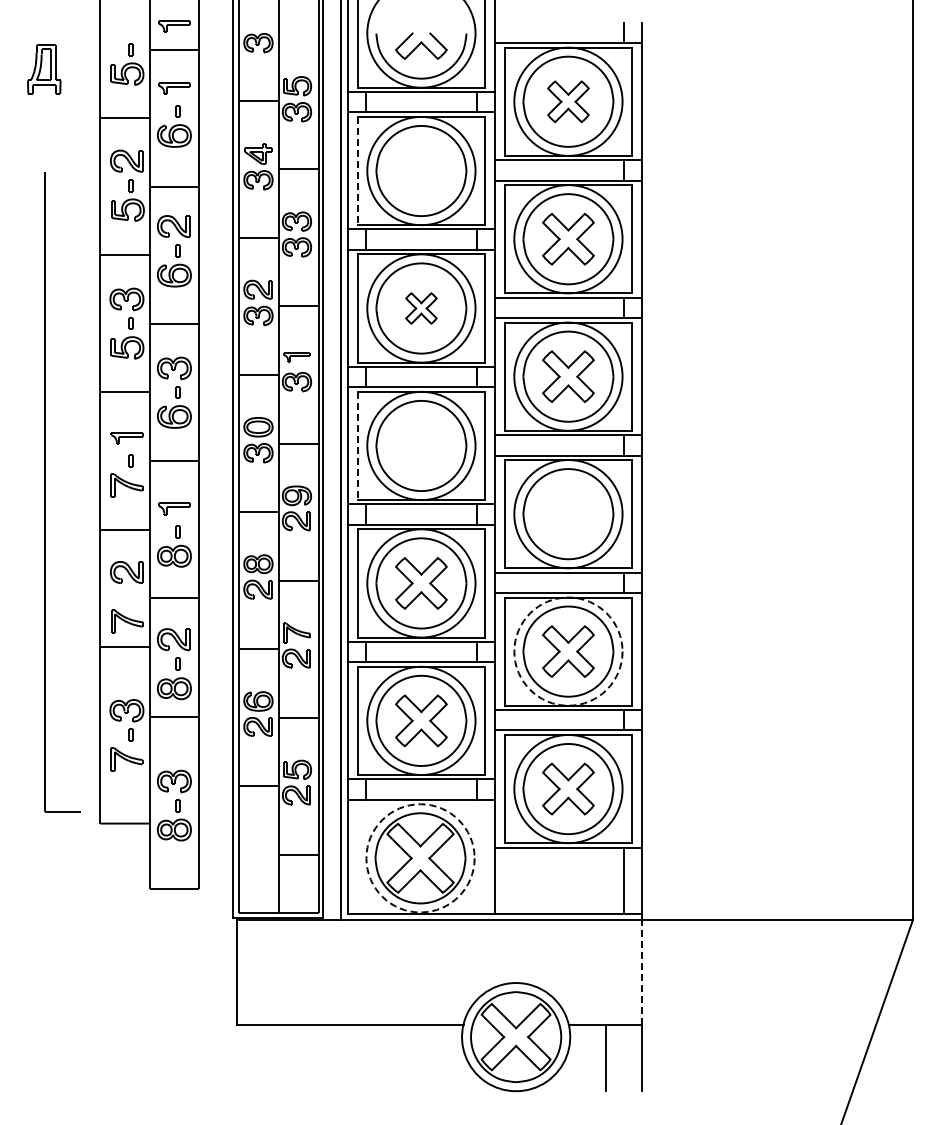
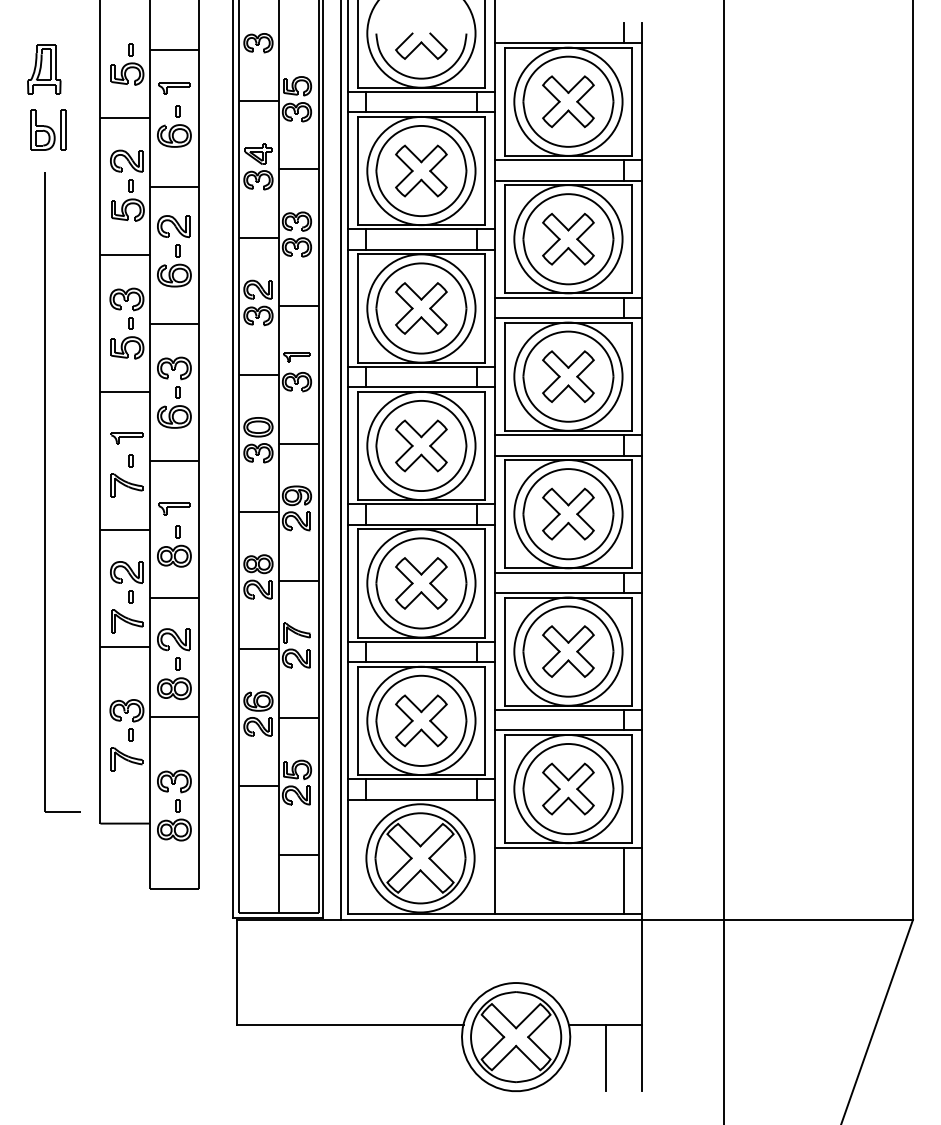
part: present -> none (174, 26)
part size: 43x44 px -> 53x54 px (568, 101)
part: none -> present (48, 129)
part: none -> present (421, 170)
line: dashed -> solid (358, 171)
part size: 33x33 px -> 53x53 px (421, 308)
part: none -> present (421, 445)
line: dashed -> solid (358, 446)
part: none -> present (568, 513)
line: none -> present (723, 561)
part: none -> present (130, 596)
circle: dashed -> solid (568, 651)
circle: dashed -> solid (420, 858)
line: dashed -> solid (642, 971)
